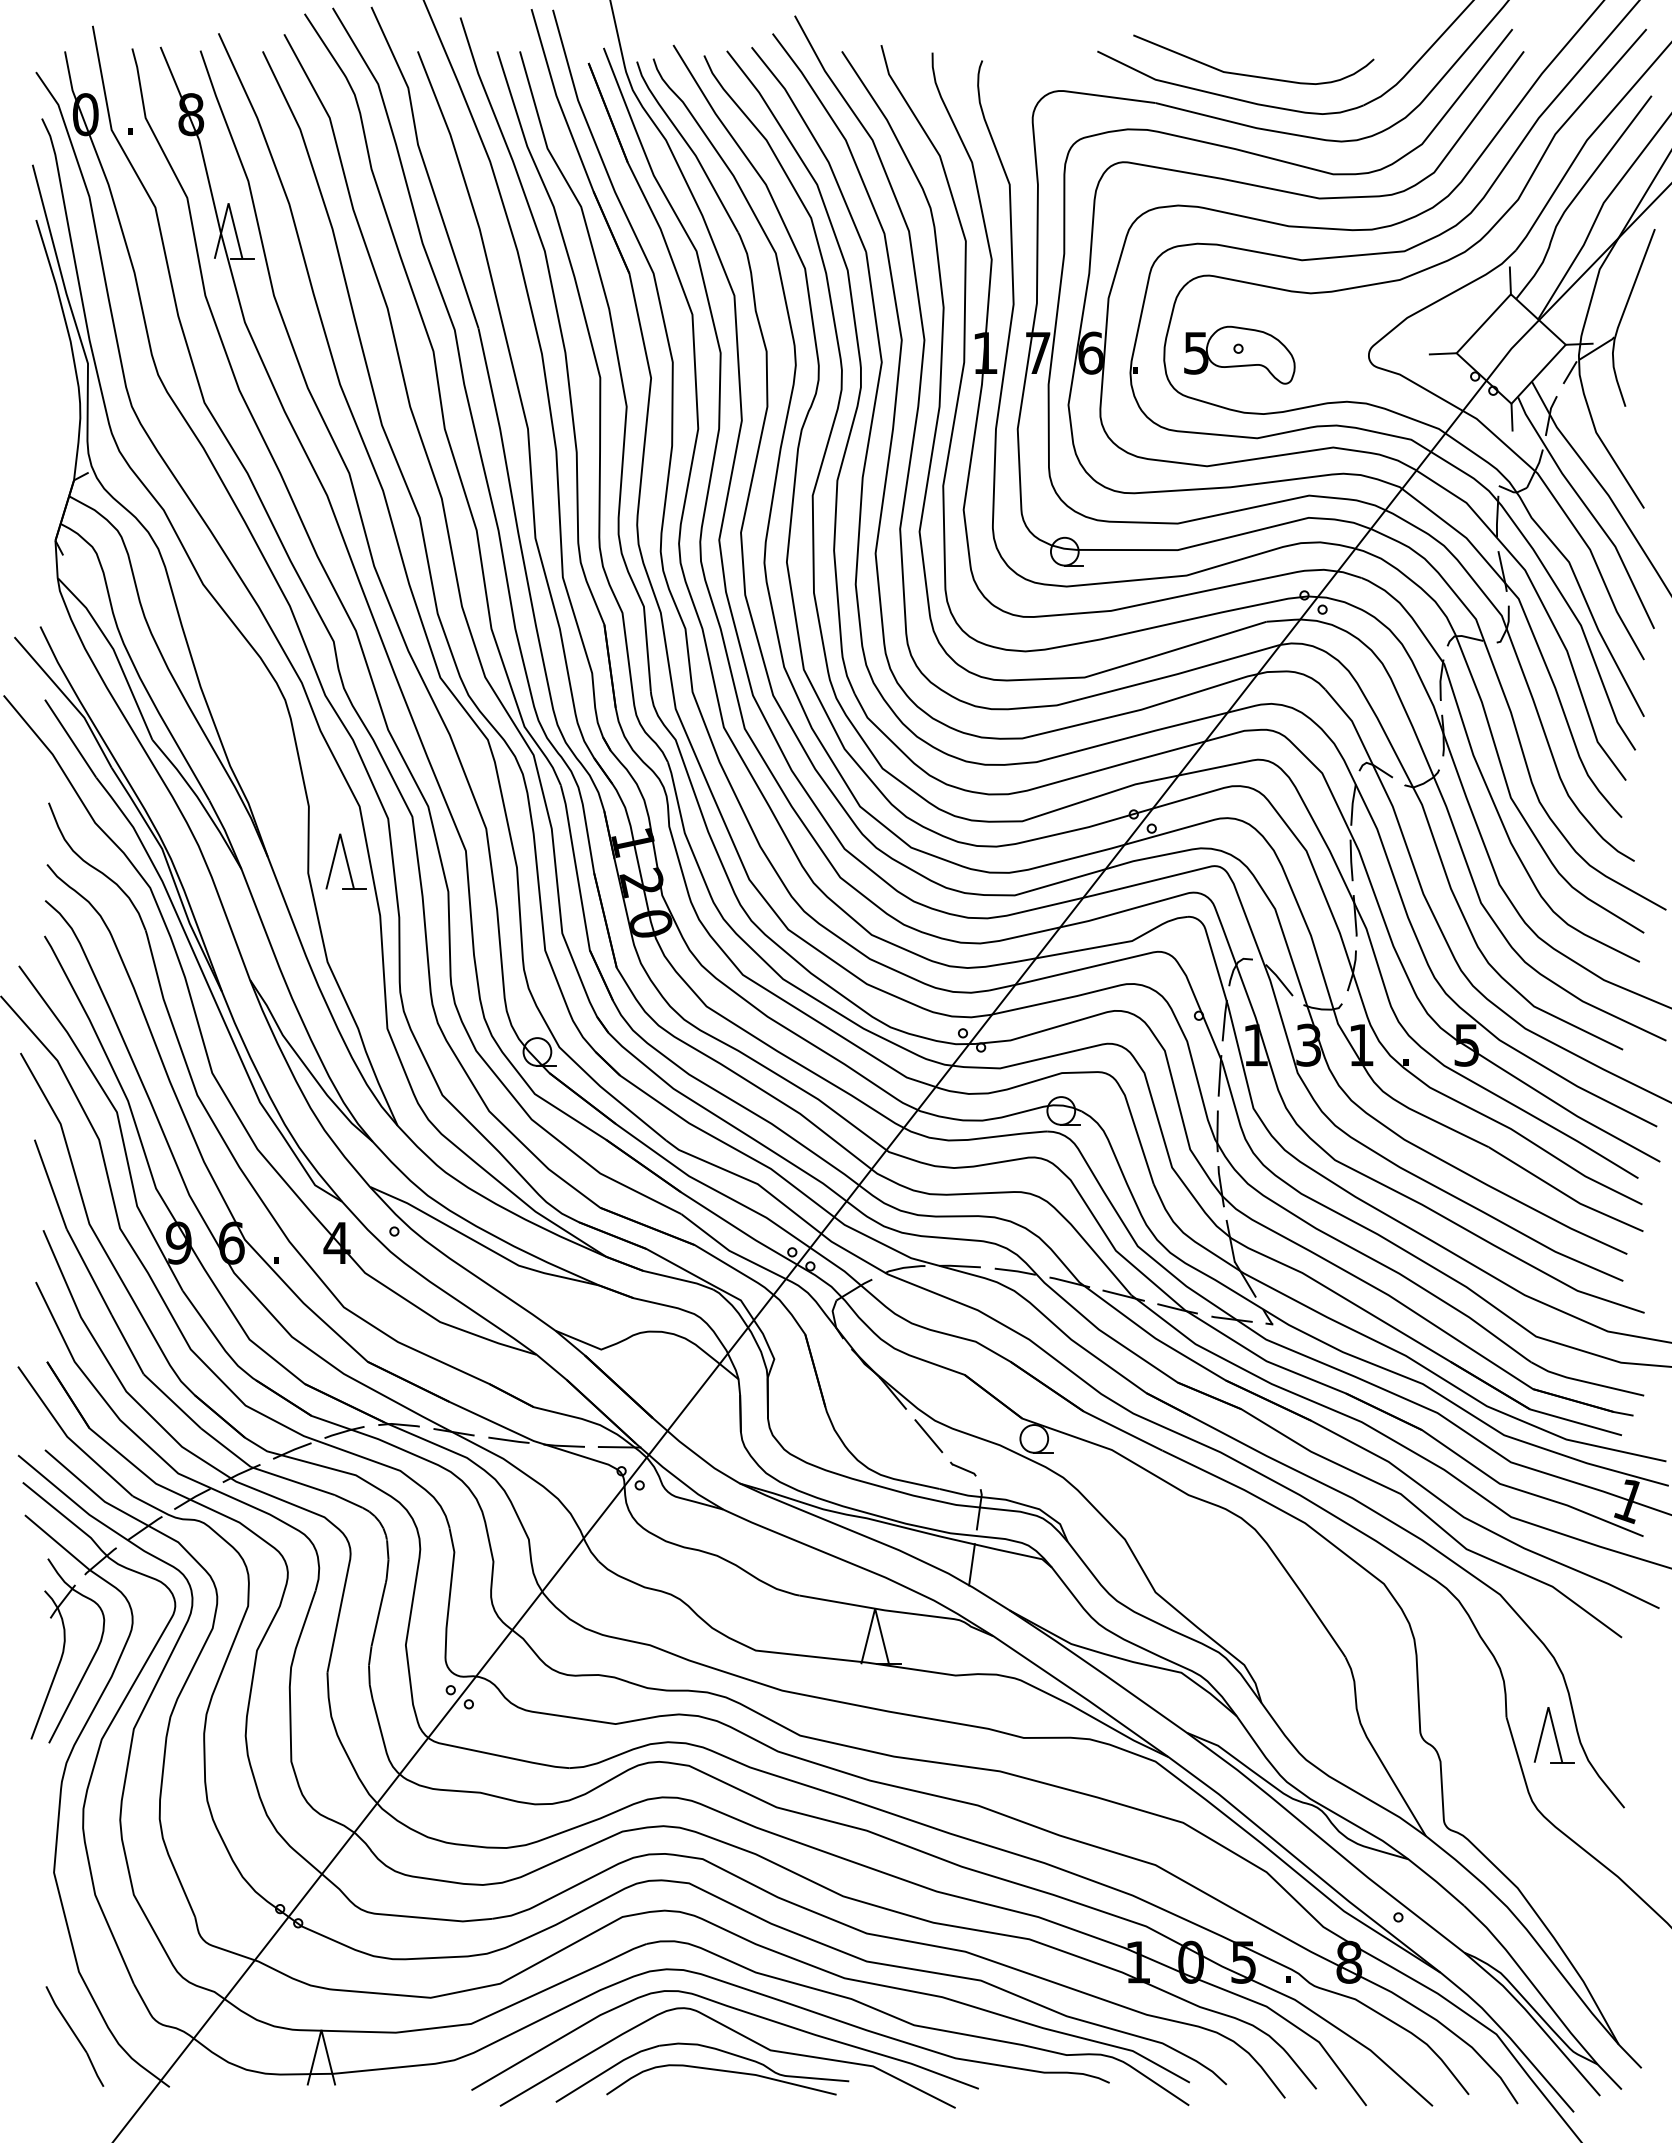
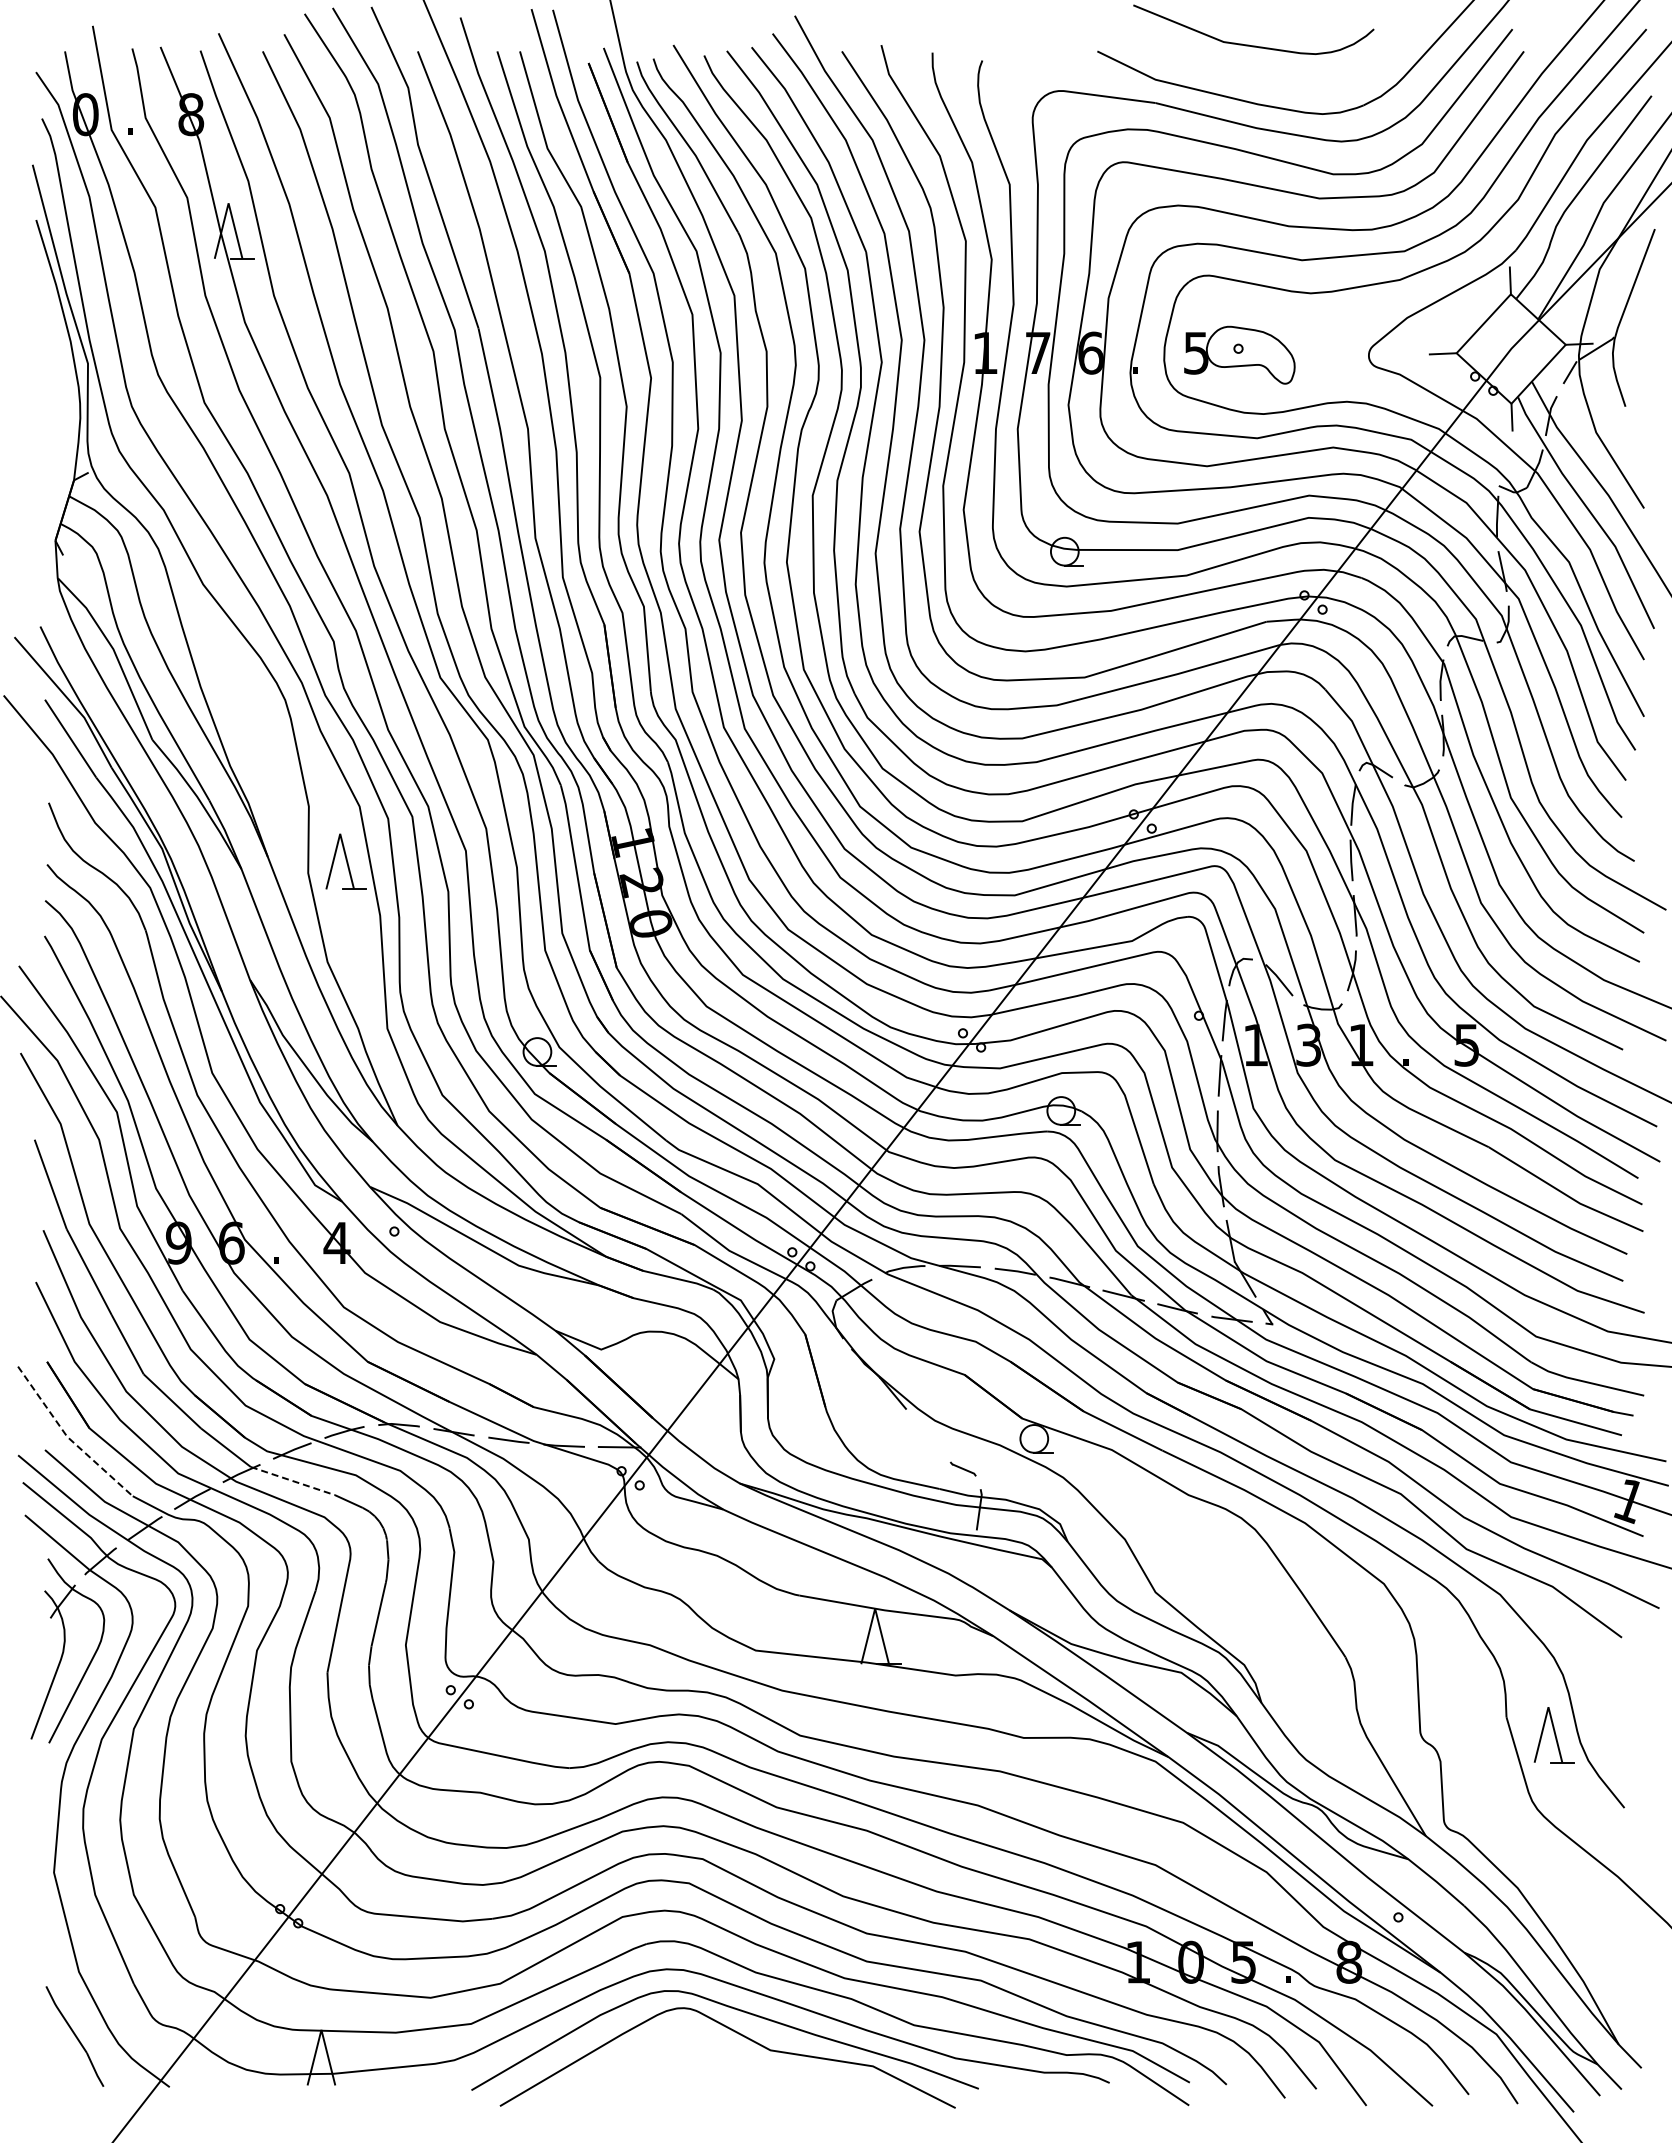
curve position: (1249, 74) -> (1249, 44) (1249, 44)
line: present -> none (928, 1436)
line: solid -> dashed (67, 1437)
line: solid -> dashed (293, 1481)
line: present -> none (971, 1564)
part: present -> none (702, 2072)
